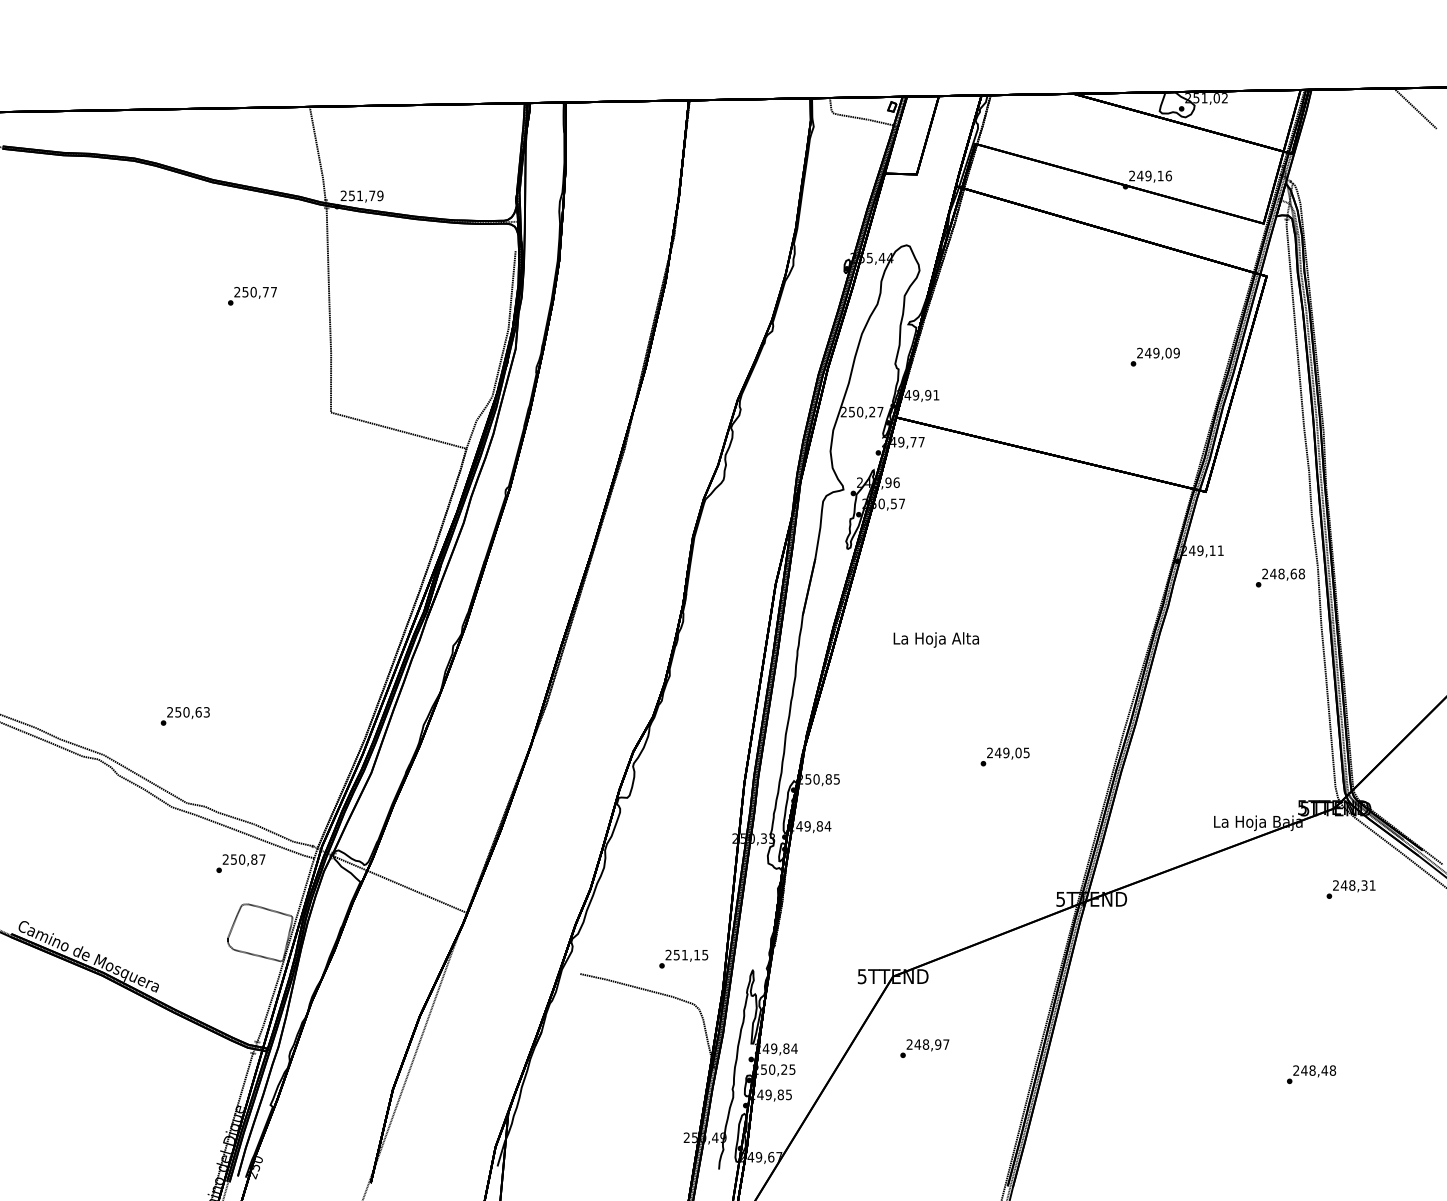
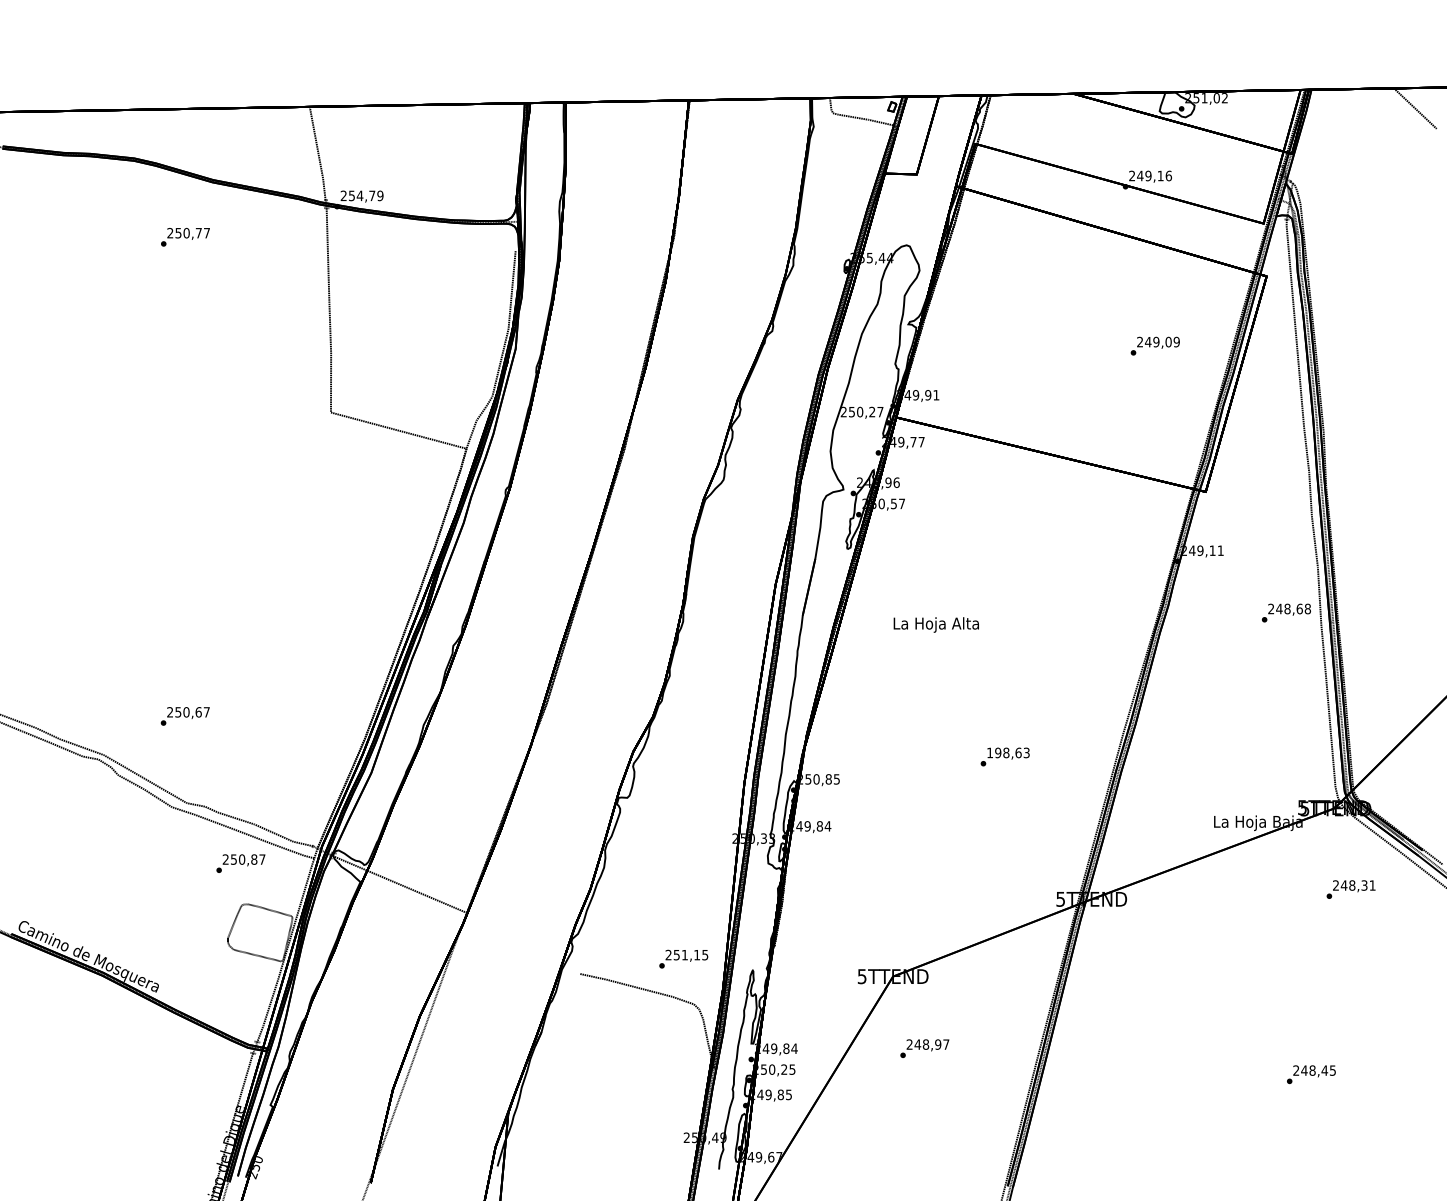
text: 251,79 -> 254,79 (359, 195)
text position: (252, 296) -> (185, 237) (185, 237)
text position: (1154, 356) -> (1154, 345) (1154, 345)
text position: (1279, 577) -> (1285, 612) (1285, 612)
text position: (935, 639) -> (935, 624) (935, 624)
text: 250,63 -> 250,67 (206, 712)
text: 249,05 -> 198,63 (1008, 752)
text: 248,48 -> 248,45 (1332, 1070)
